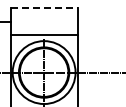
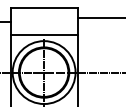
line: dashed -> solid (44, 7)
line: none -> present (99, 18)
